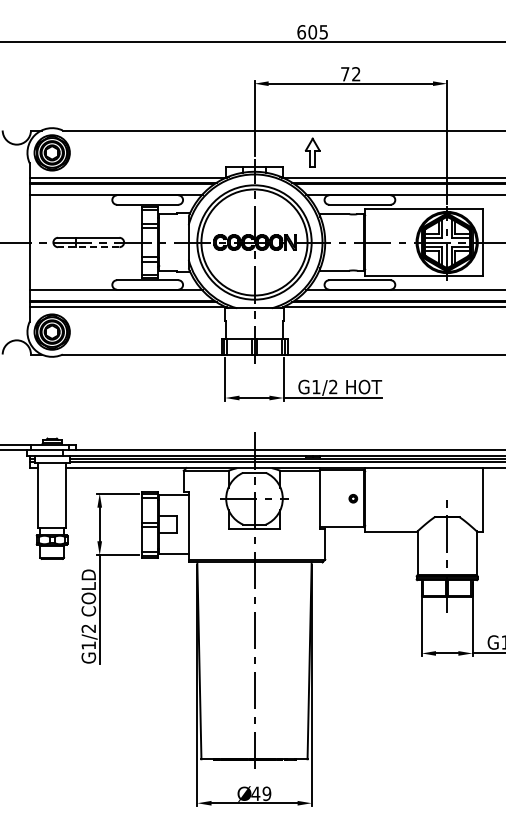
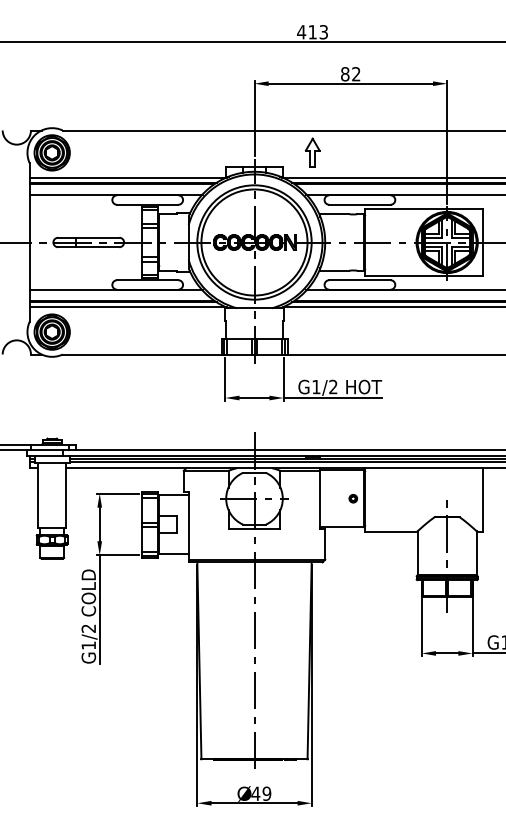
text: 605 -> 413 (312, 32)
text: 72 -> 82 (345, 74)
line: dashed -> solid (88, 247)
